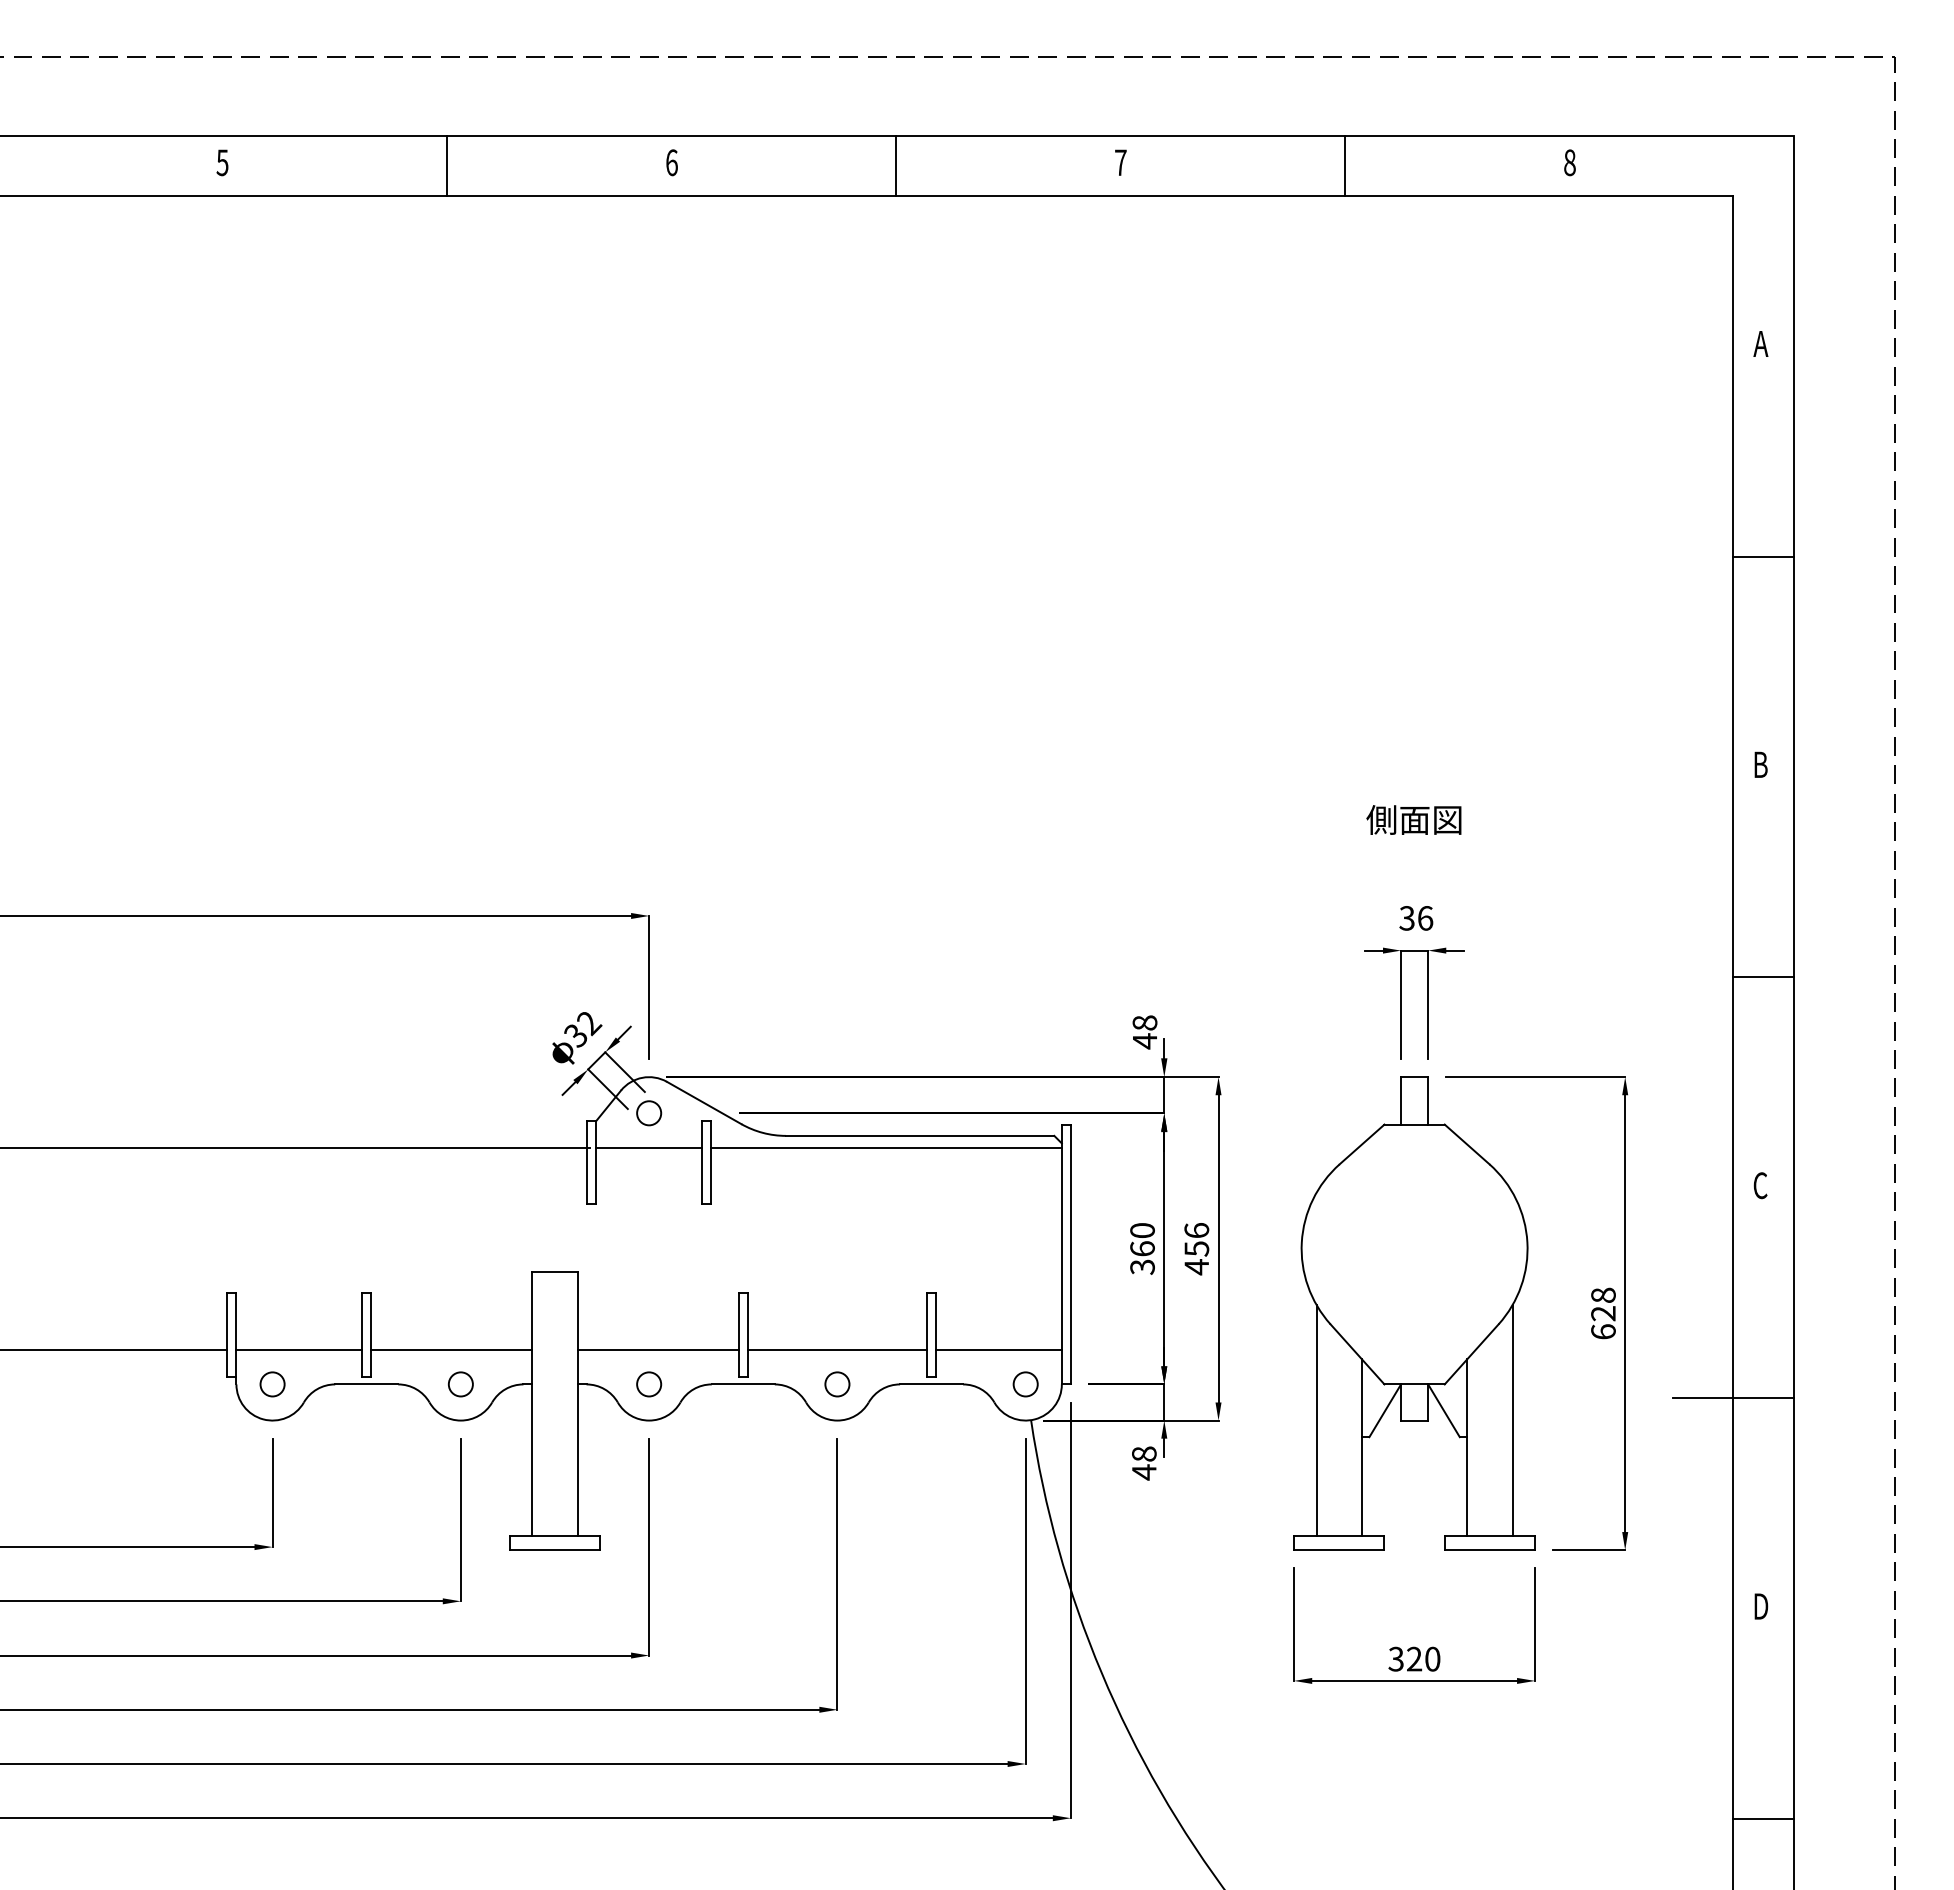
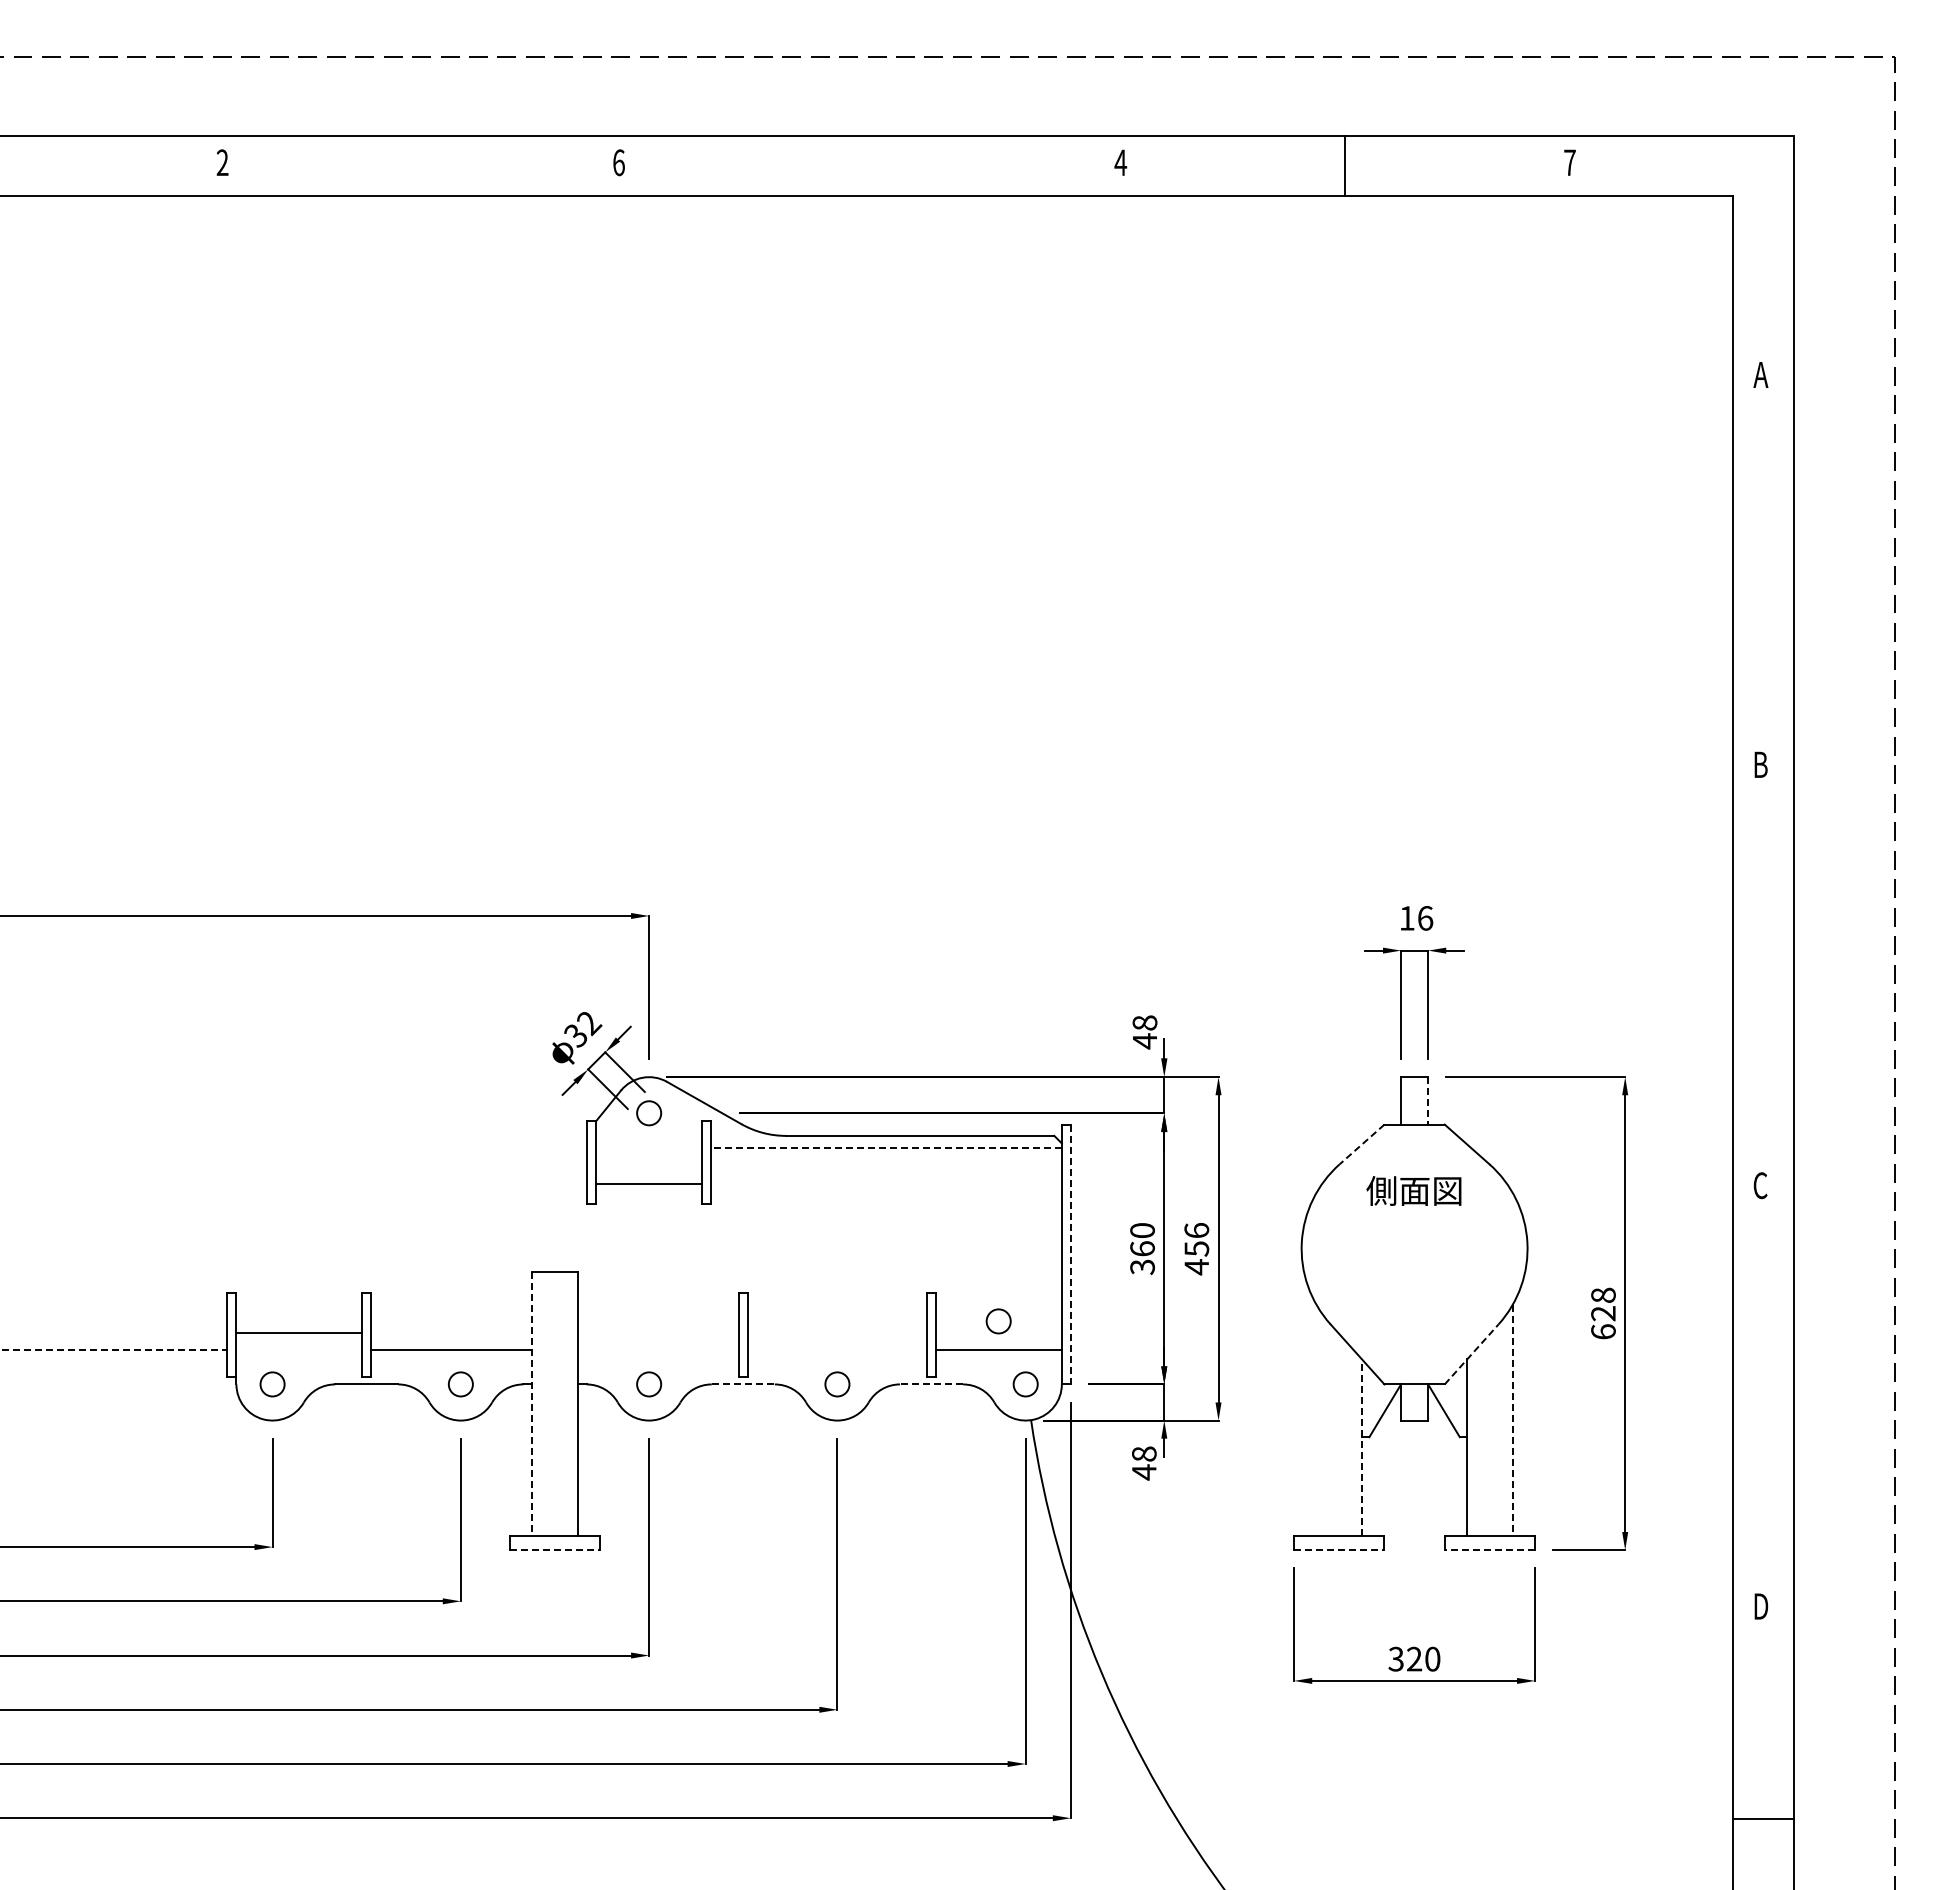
text: 5 -> 2 (222, 162)
text position: (671, 162) -> (618, 162) (618, 162)
text: 7 -> 4 (1120, 162)
text: 8 -> 7 (1569, 162)
line: present -> none (447, 165)
line: present -> none (896, 165)
text position: (1760, 343) -> (1760, 374) (1760, 374)
line: present -> none (1763, 556)
text position: (1413, 819) -> (1413, 1190) (1413, 1190)
text: 36 -> 16 (1406, 918)
line: present -> none (1763, 977)
line: solid -> dashed (1428, 1100)
line: solid -> dashed (1362, 1144)
line: present -> none (295, 1148)
line position: (648, 1148) -> (648, 1184) (648, 1184)
line: solid -> dashed (885, 1148)
line: solid -> dashed (1070, 1254)
circle: none -> present (998, 1321)
line: solid -> dashed (114, 1349)
line position: (299, 1349) -> (299, 1332) (299, 1332)
line: present -> none (657, 1349)
line: present -> none (837, 1349)
line: solid -> dashed (1472, 1354)
line: solid -> dashed (743, 1384)
line: solid -> dashed (931, 1384)
line: present -> none (1733, 1398)
line: solid -> dashed (532, 1404)
line: present -> none (1316, 1420)
line: solid -> dashed (1512, 1421)
line: solid -> dashed (1361, 1447)
line: solid -> dashed (555, 1550)
line: solid -> dashed (1339, 1550)
line: solid -> dashed (1489, 1550)
